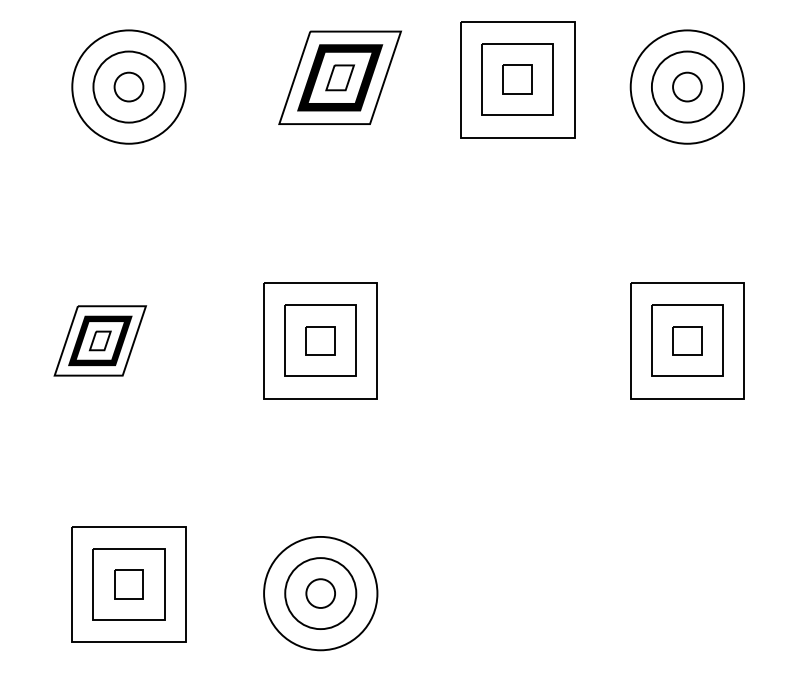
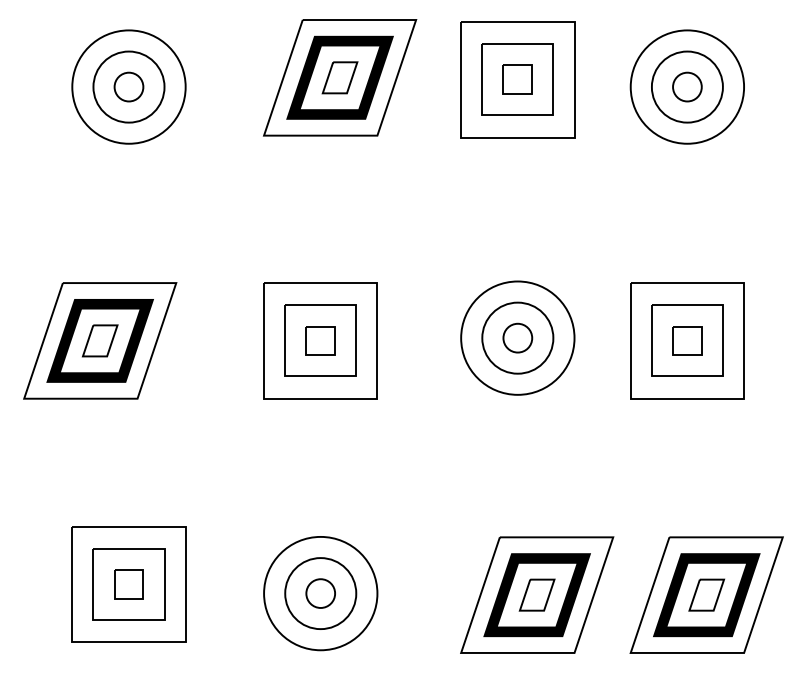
part size: 124x95 px -> 155x118 px (340, 77)
part: none -> present (517, 337)
part size: 95x72 px -> 155x118 px (100, 340)
part: none -> present (537, 594)
part: none -> present (706, 594)
